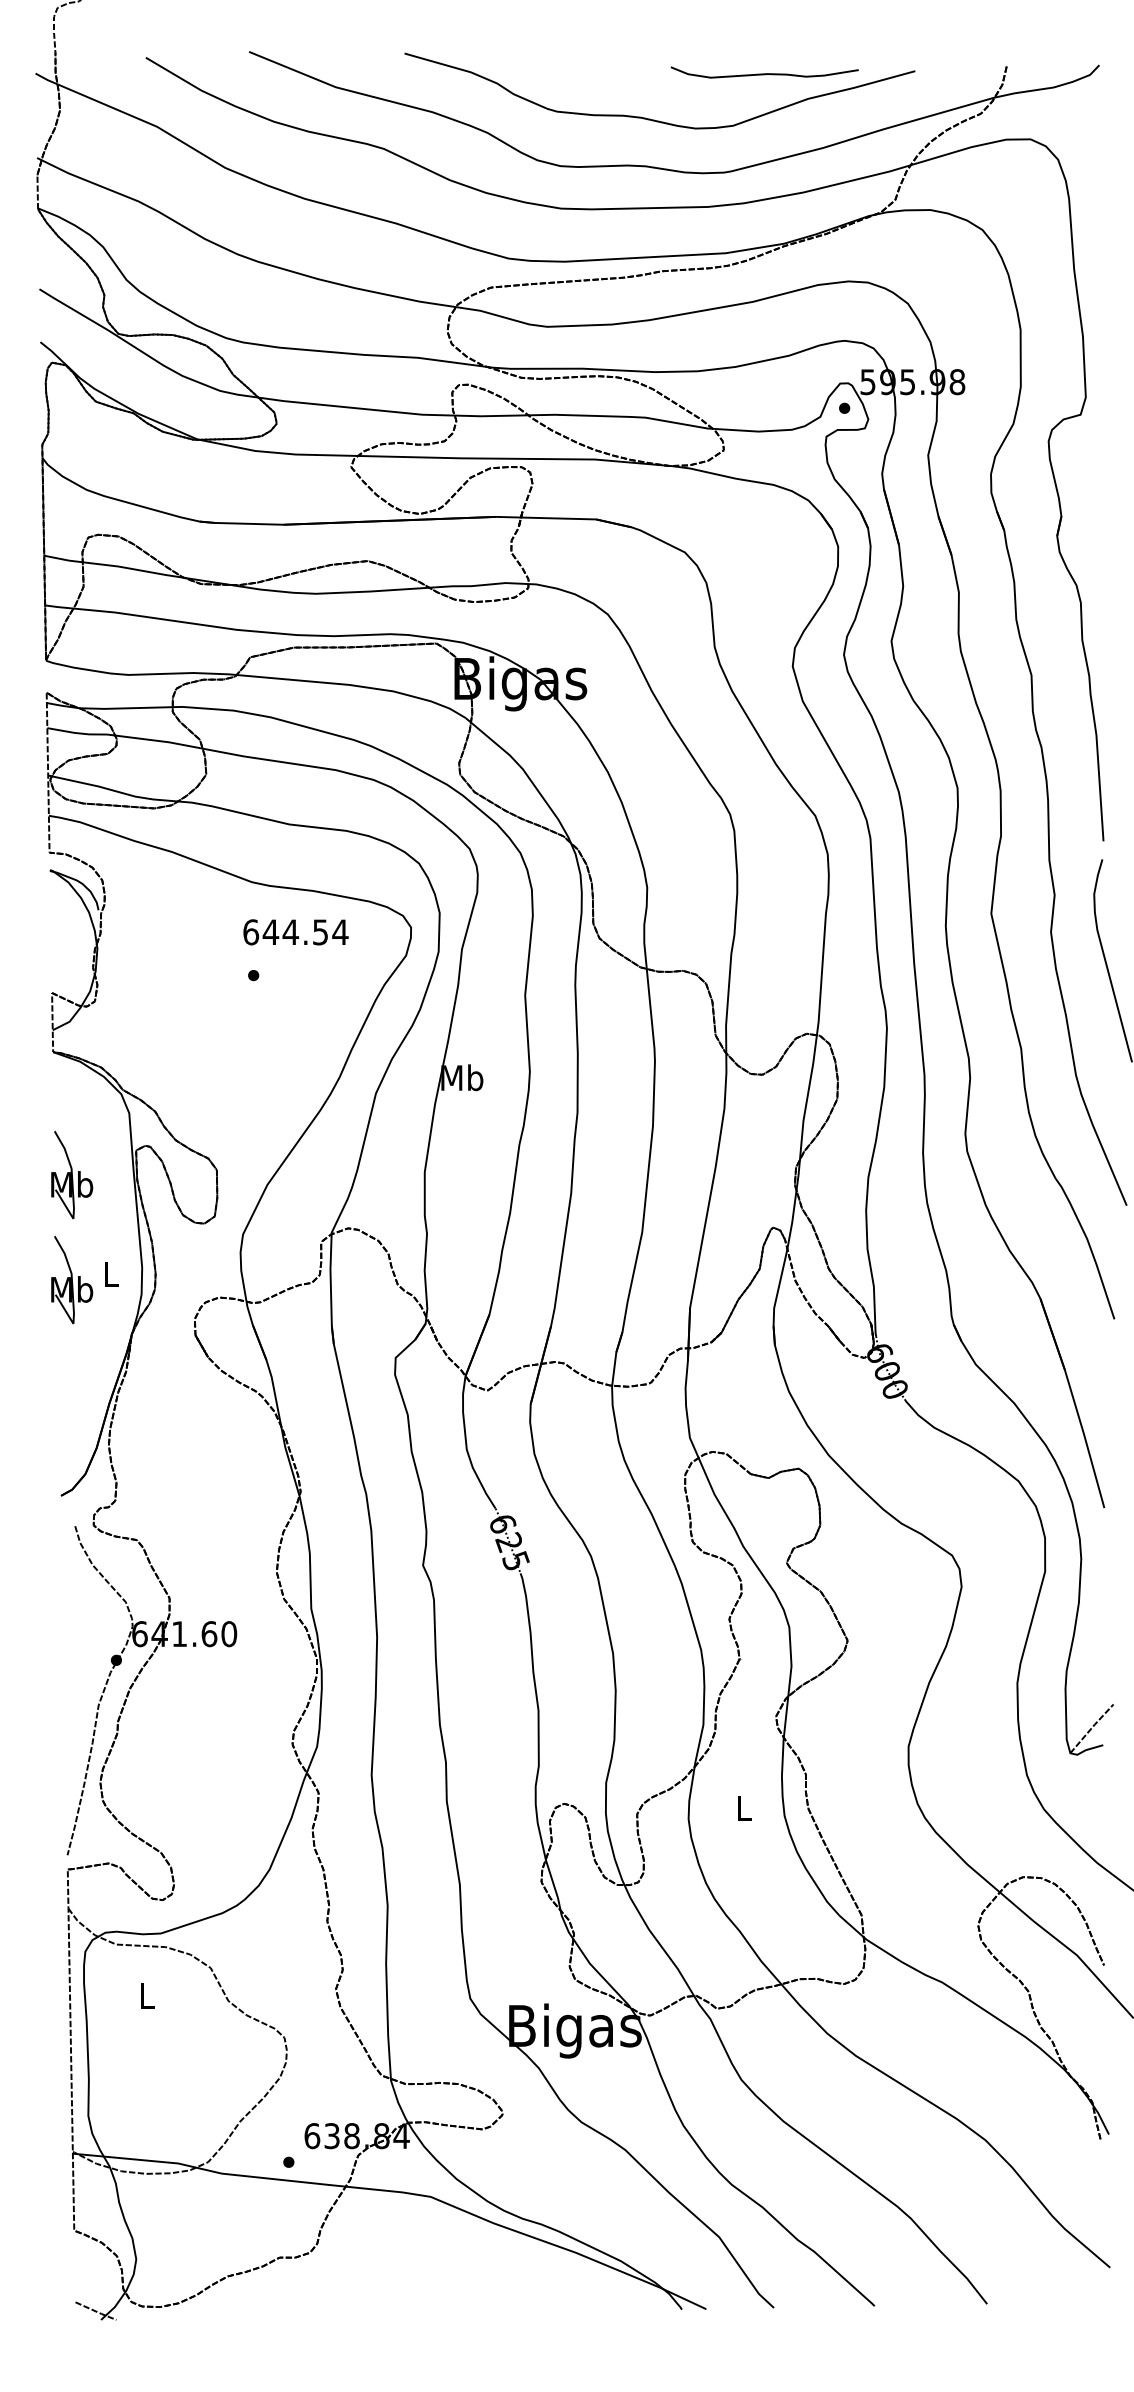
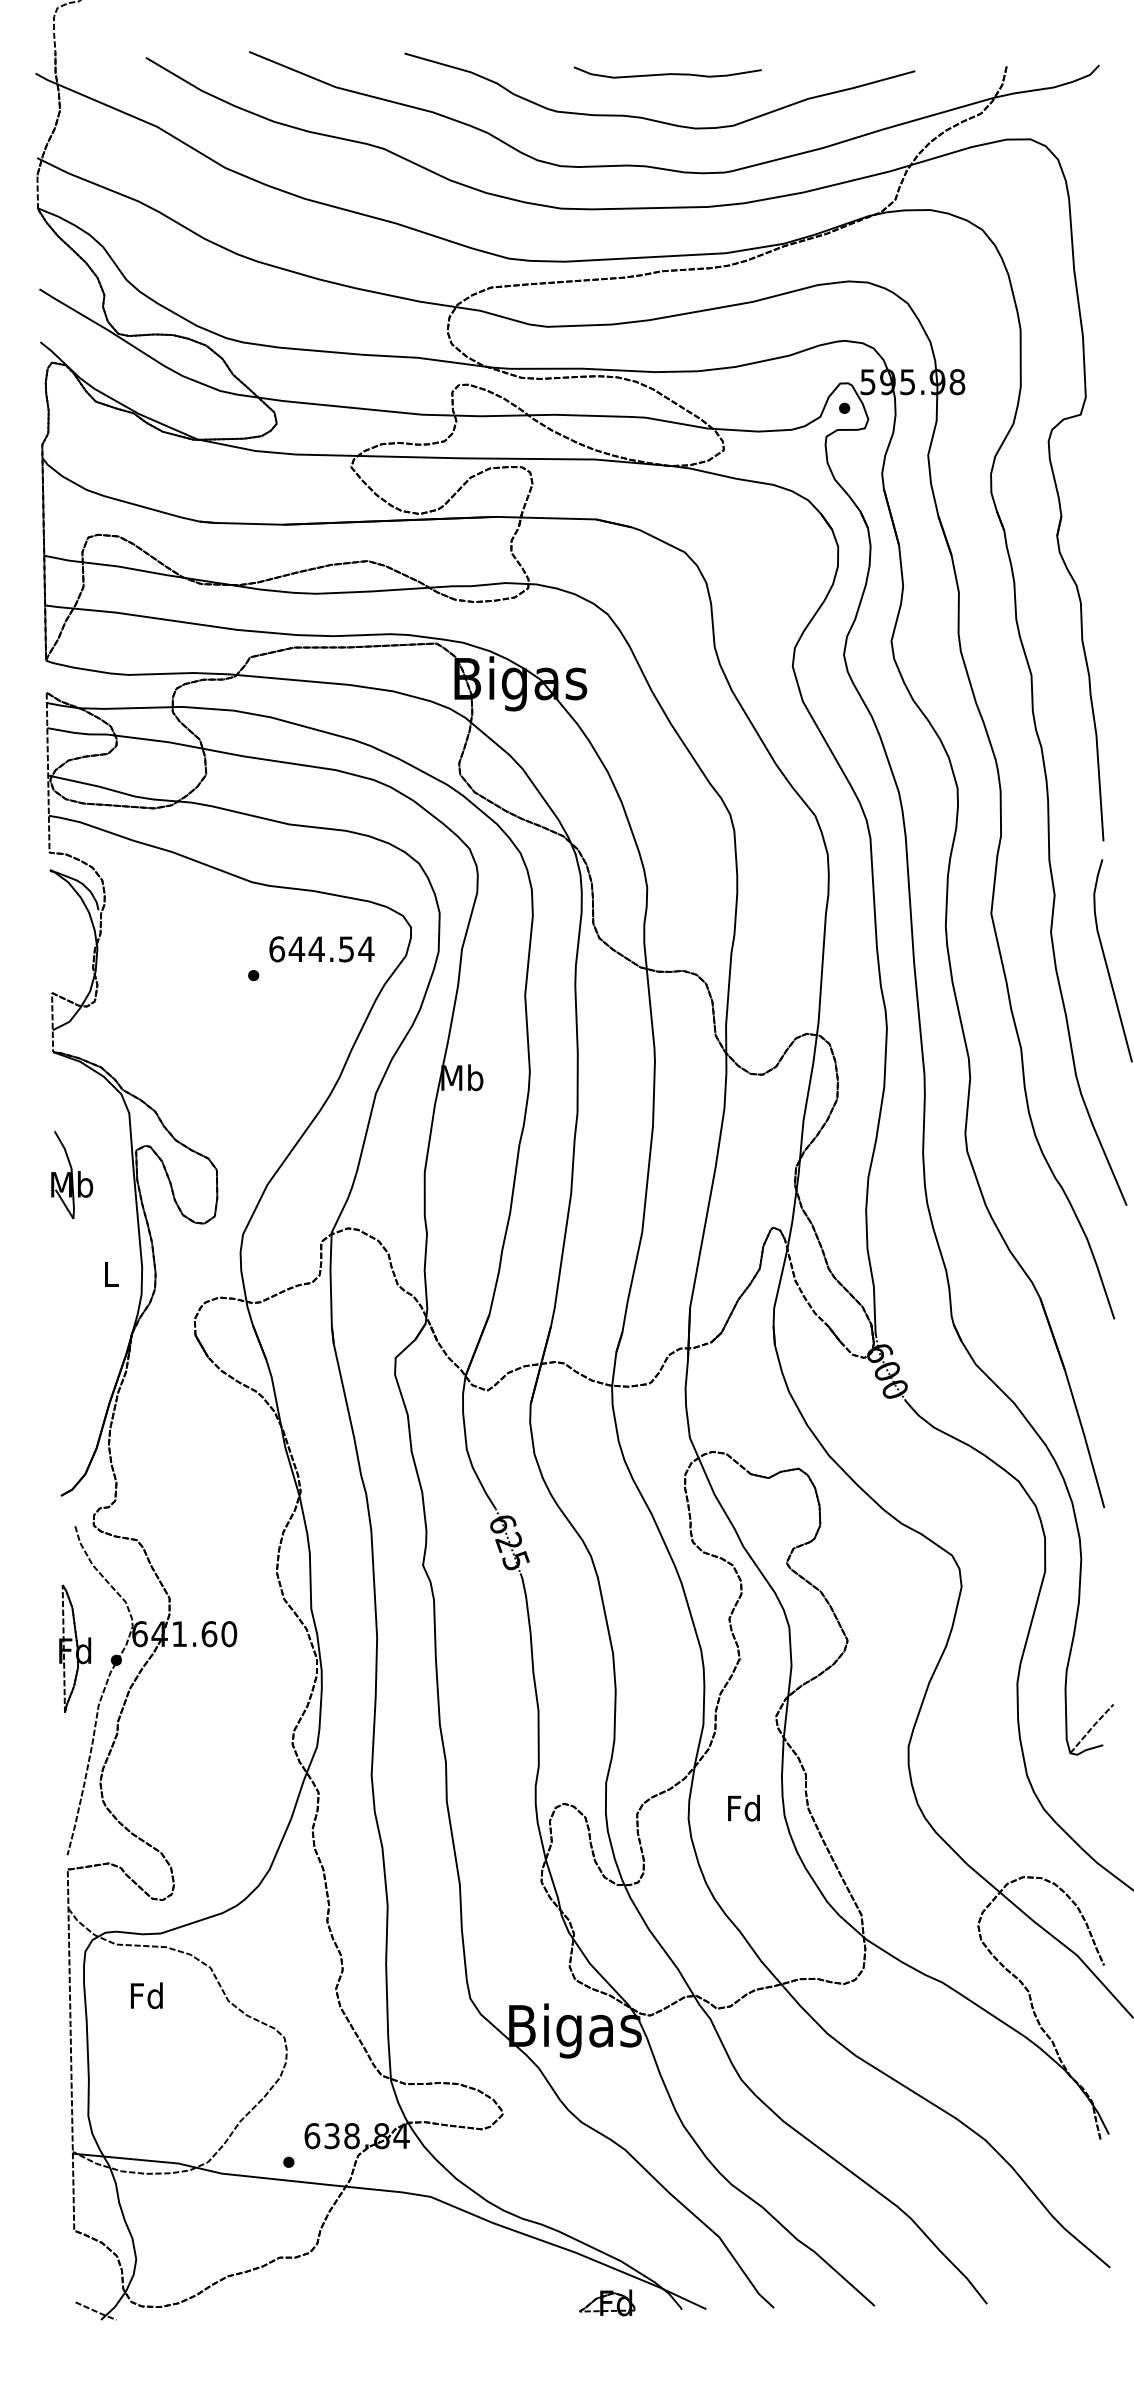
curve position: (764, 73) -> (667, 73) (667, 73)
text position: (295, 932) -> (321, 949) (321, 949)
part: present -> none (72, 1279)
part: none -> present (75, 1648)
text: L -> Fd (743, 1807)
text: L -> Fd (146, 1995)
part: none -> present (607, 2302)
